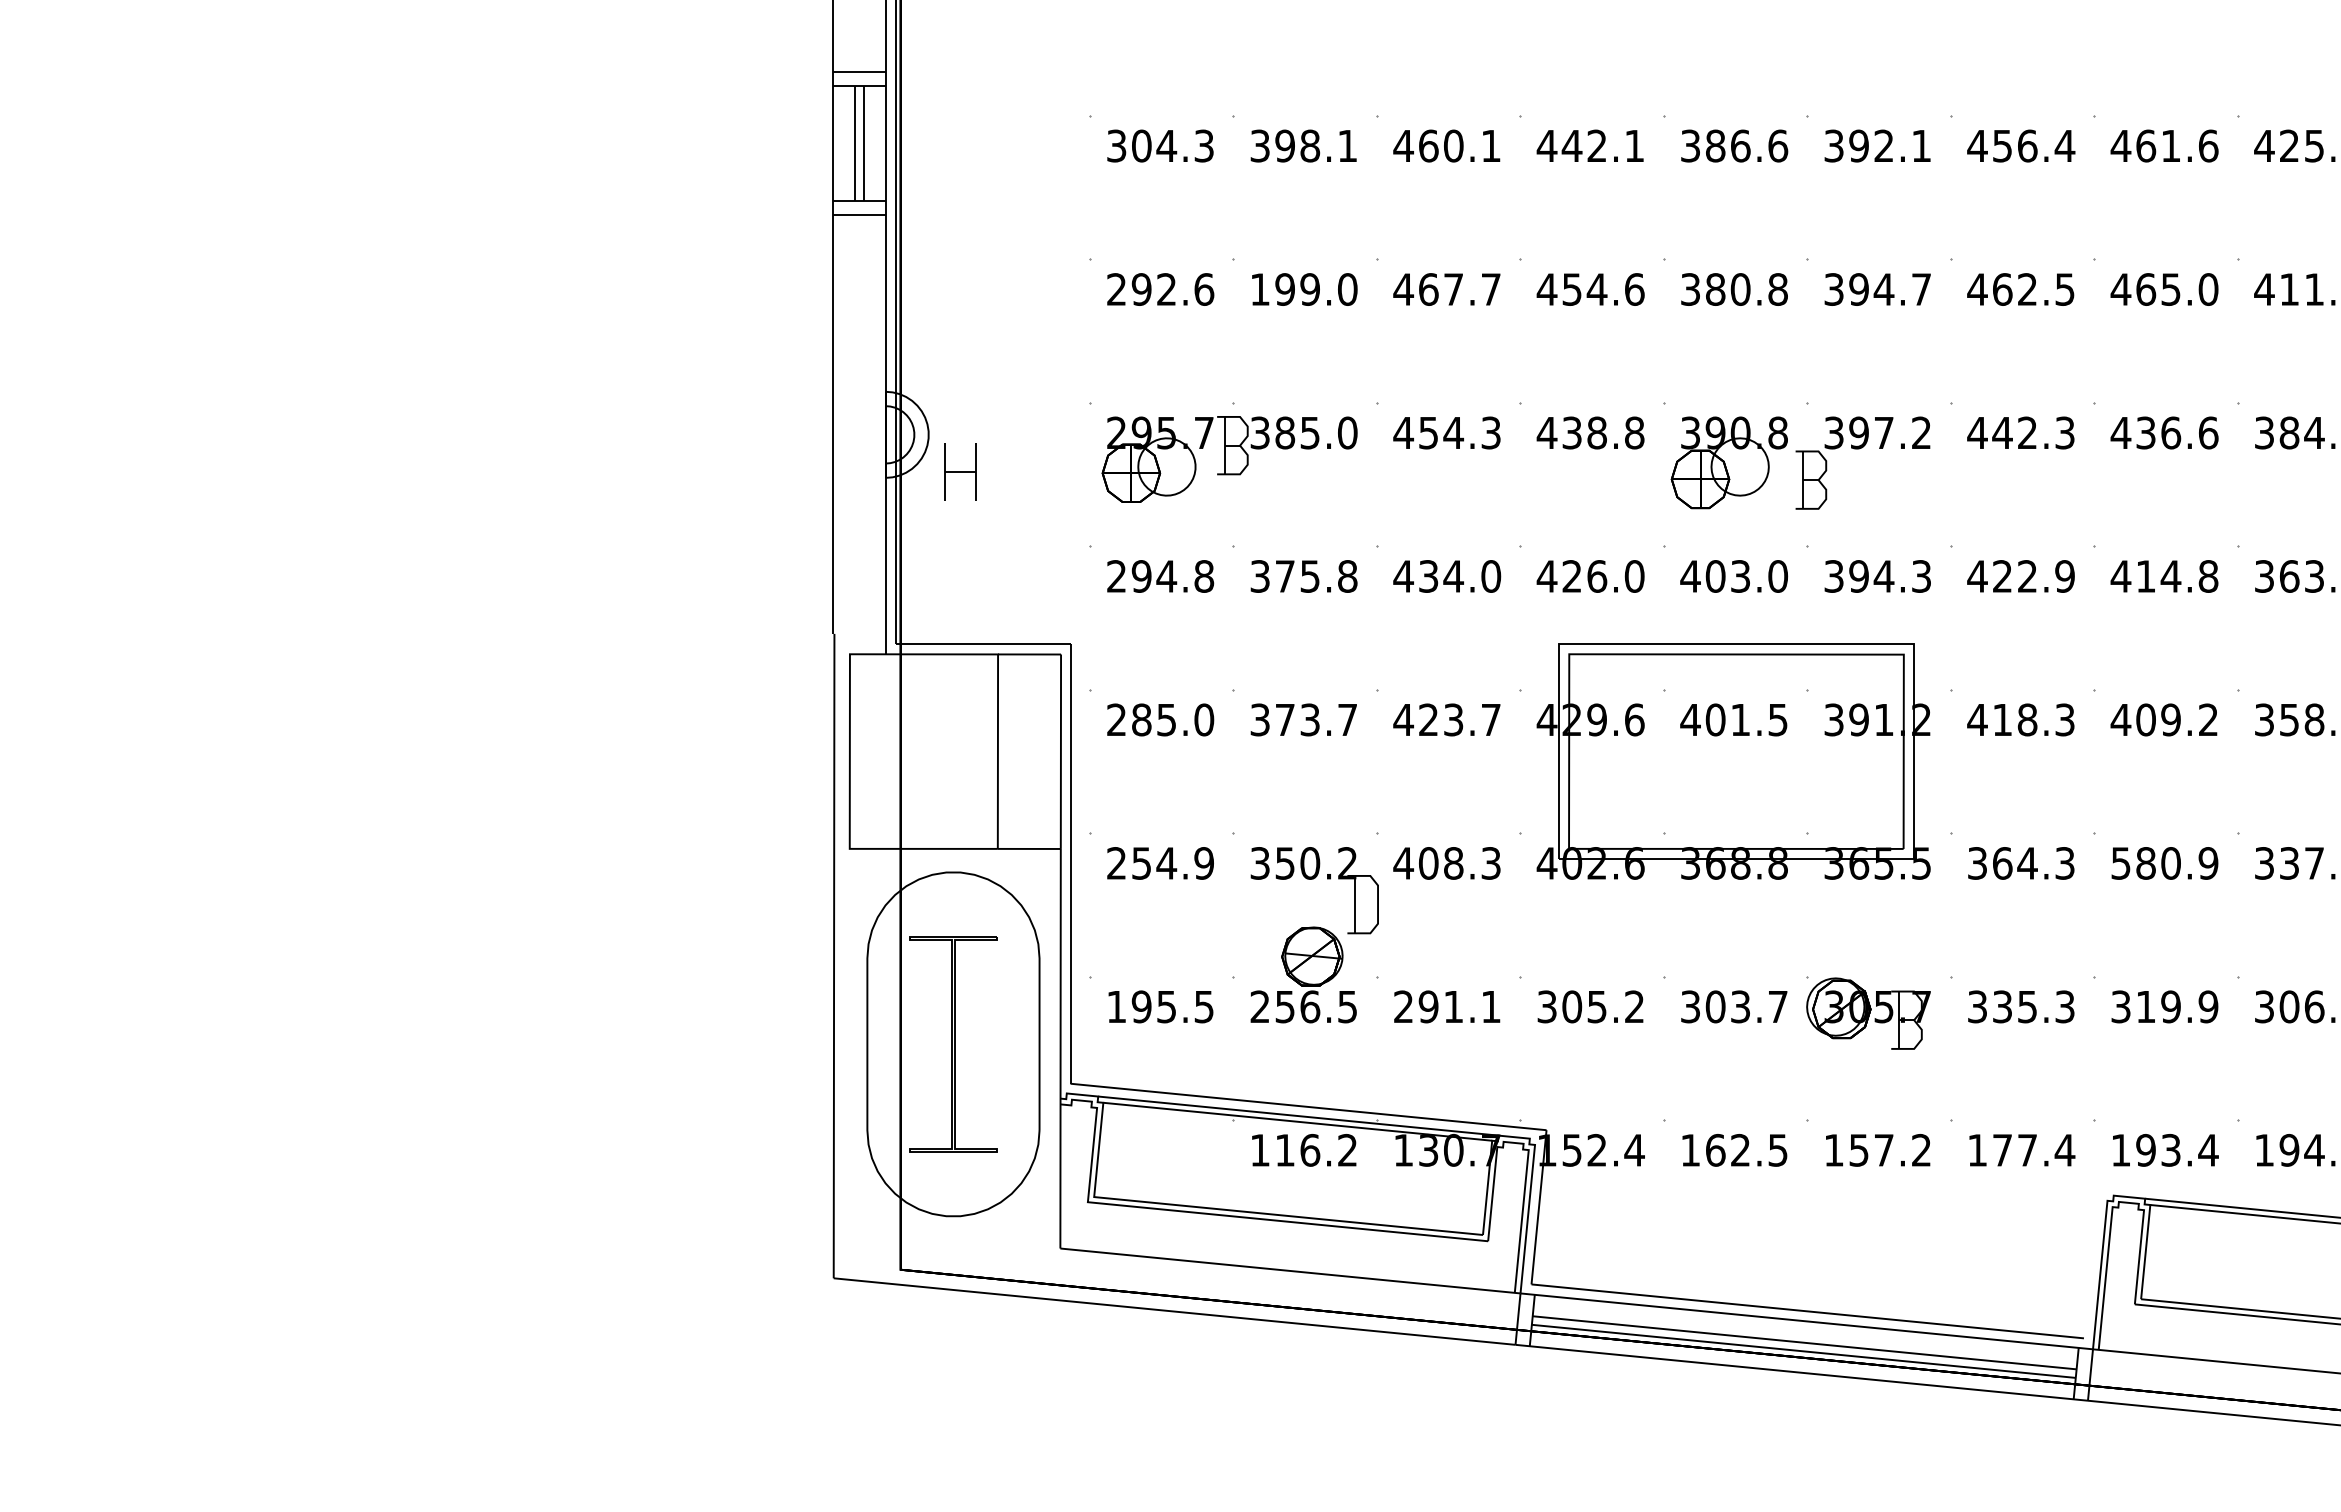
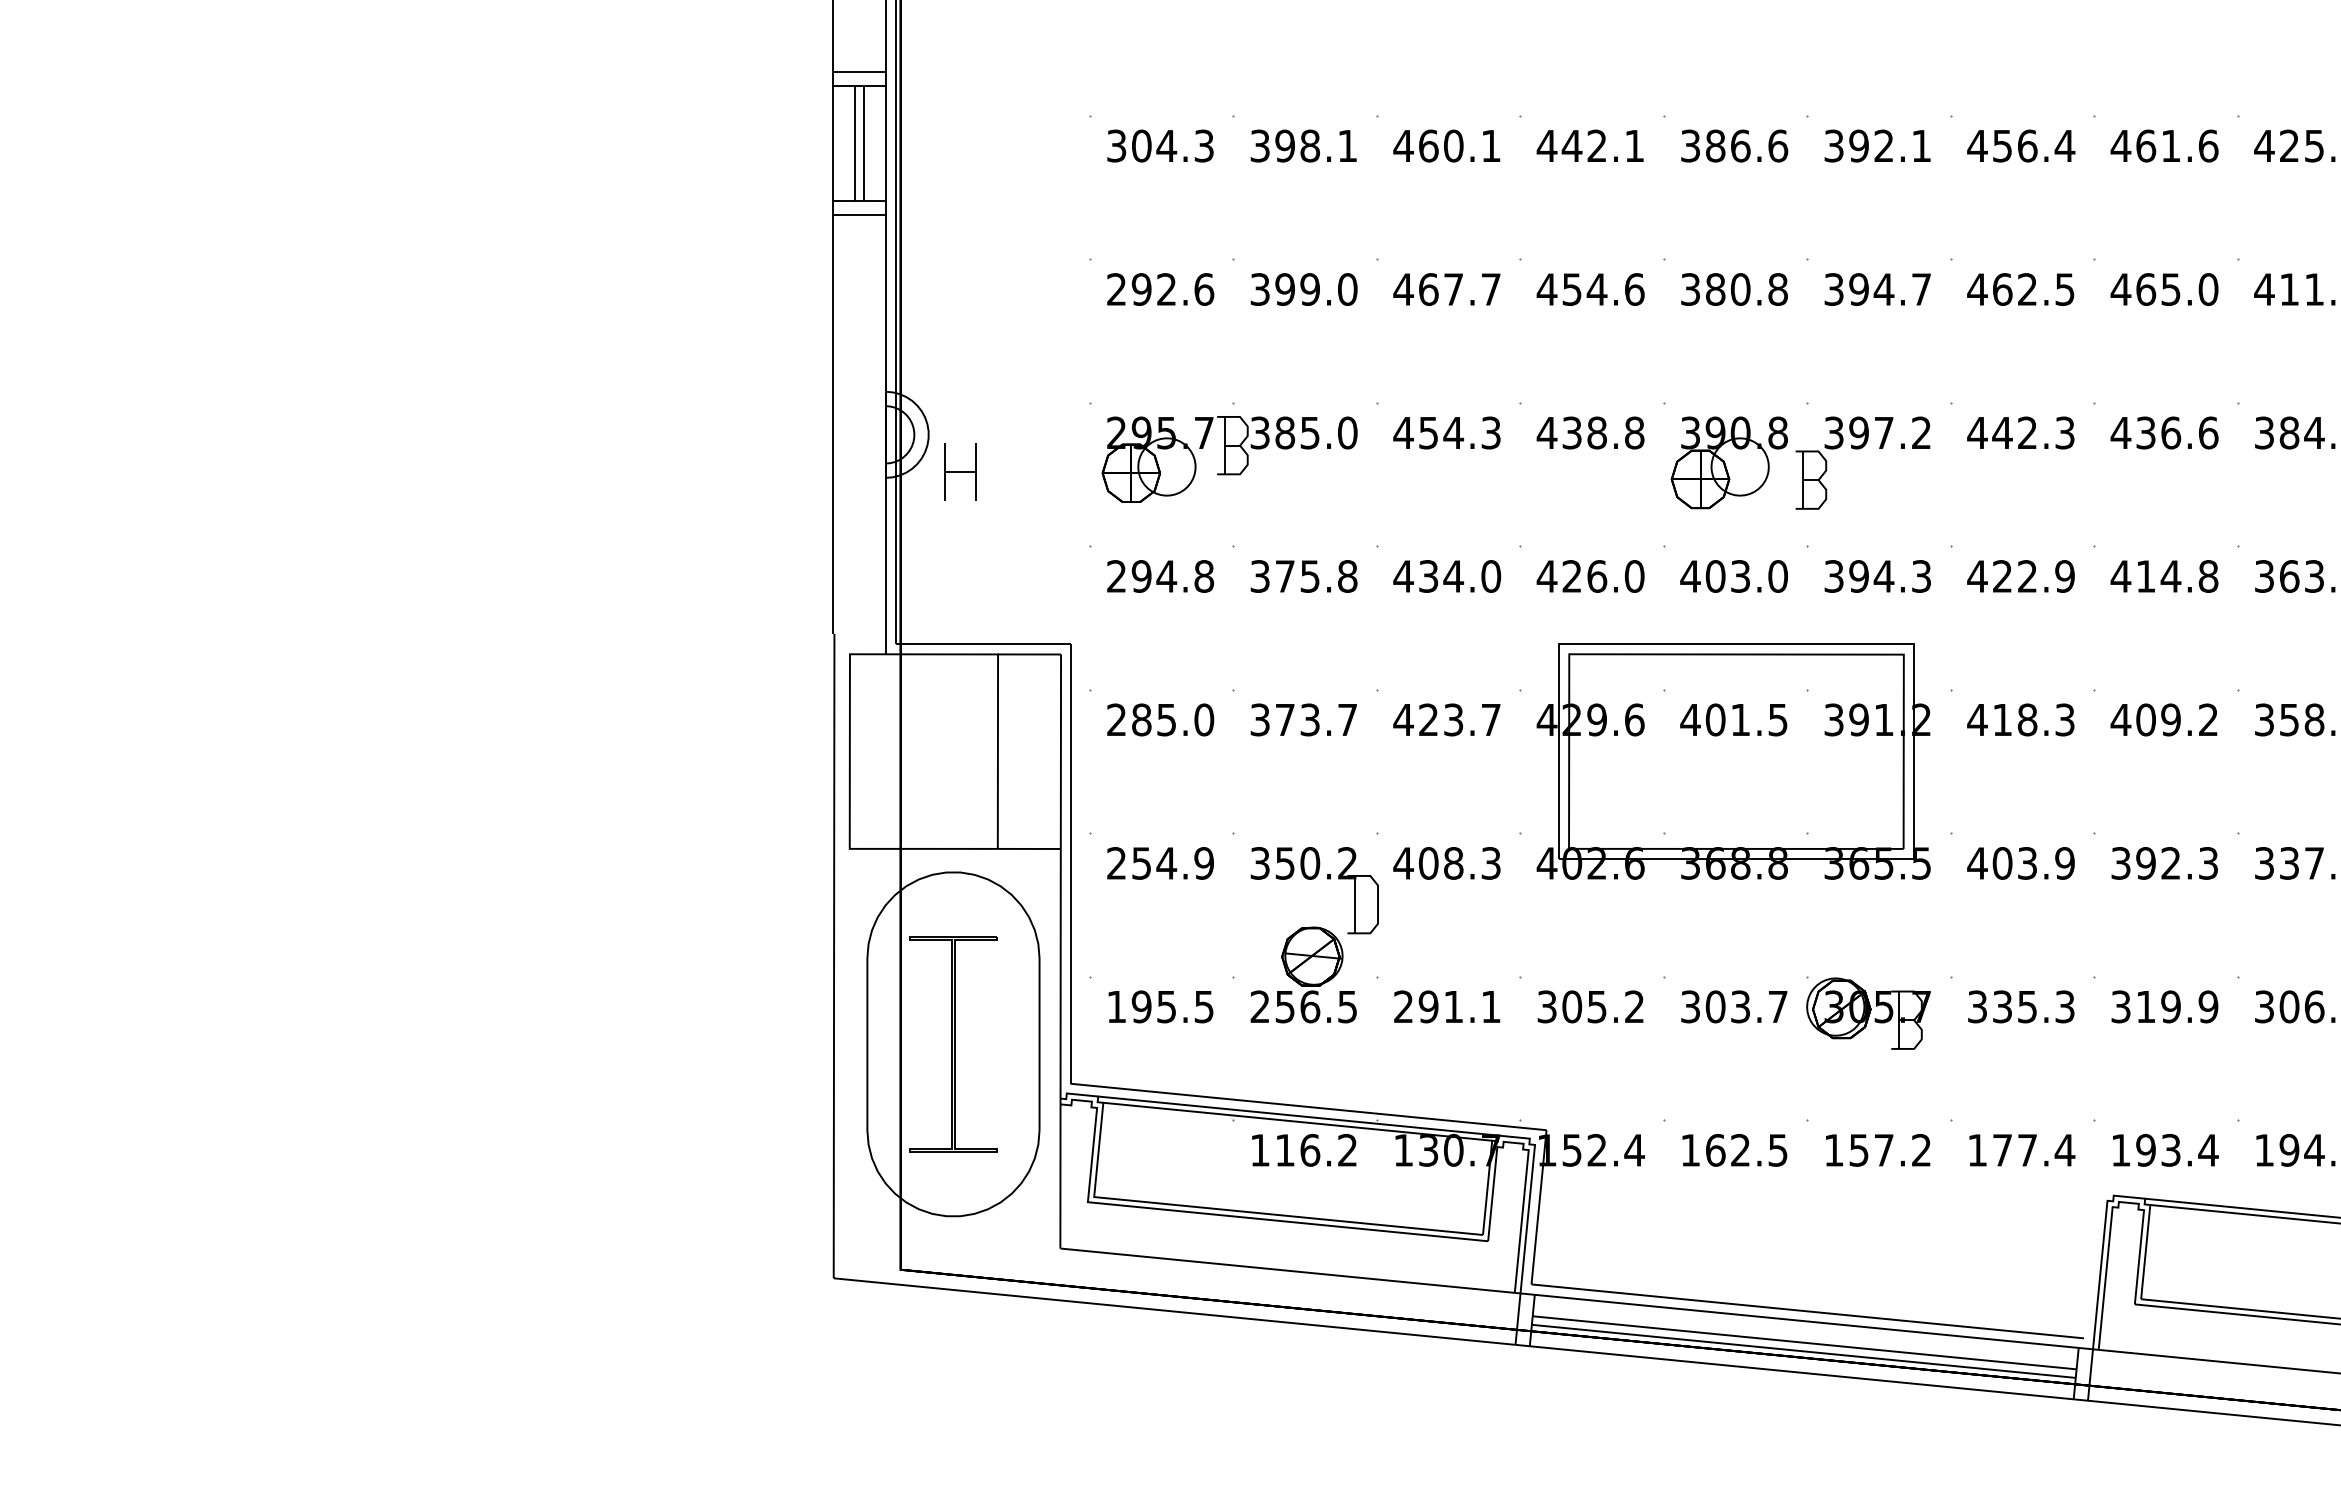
text: 199.0 -> 399.0 (1259, 289)
text: 364.3 -> 403.9 (2020, 863)
text: 580.9 -> 392.3 (2165, 863)
